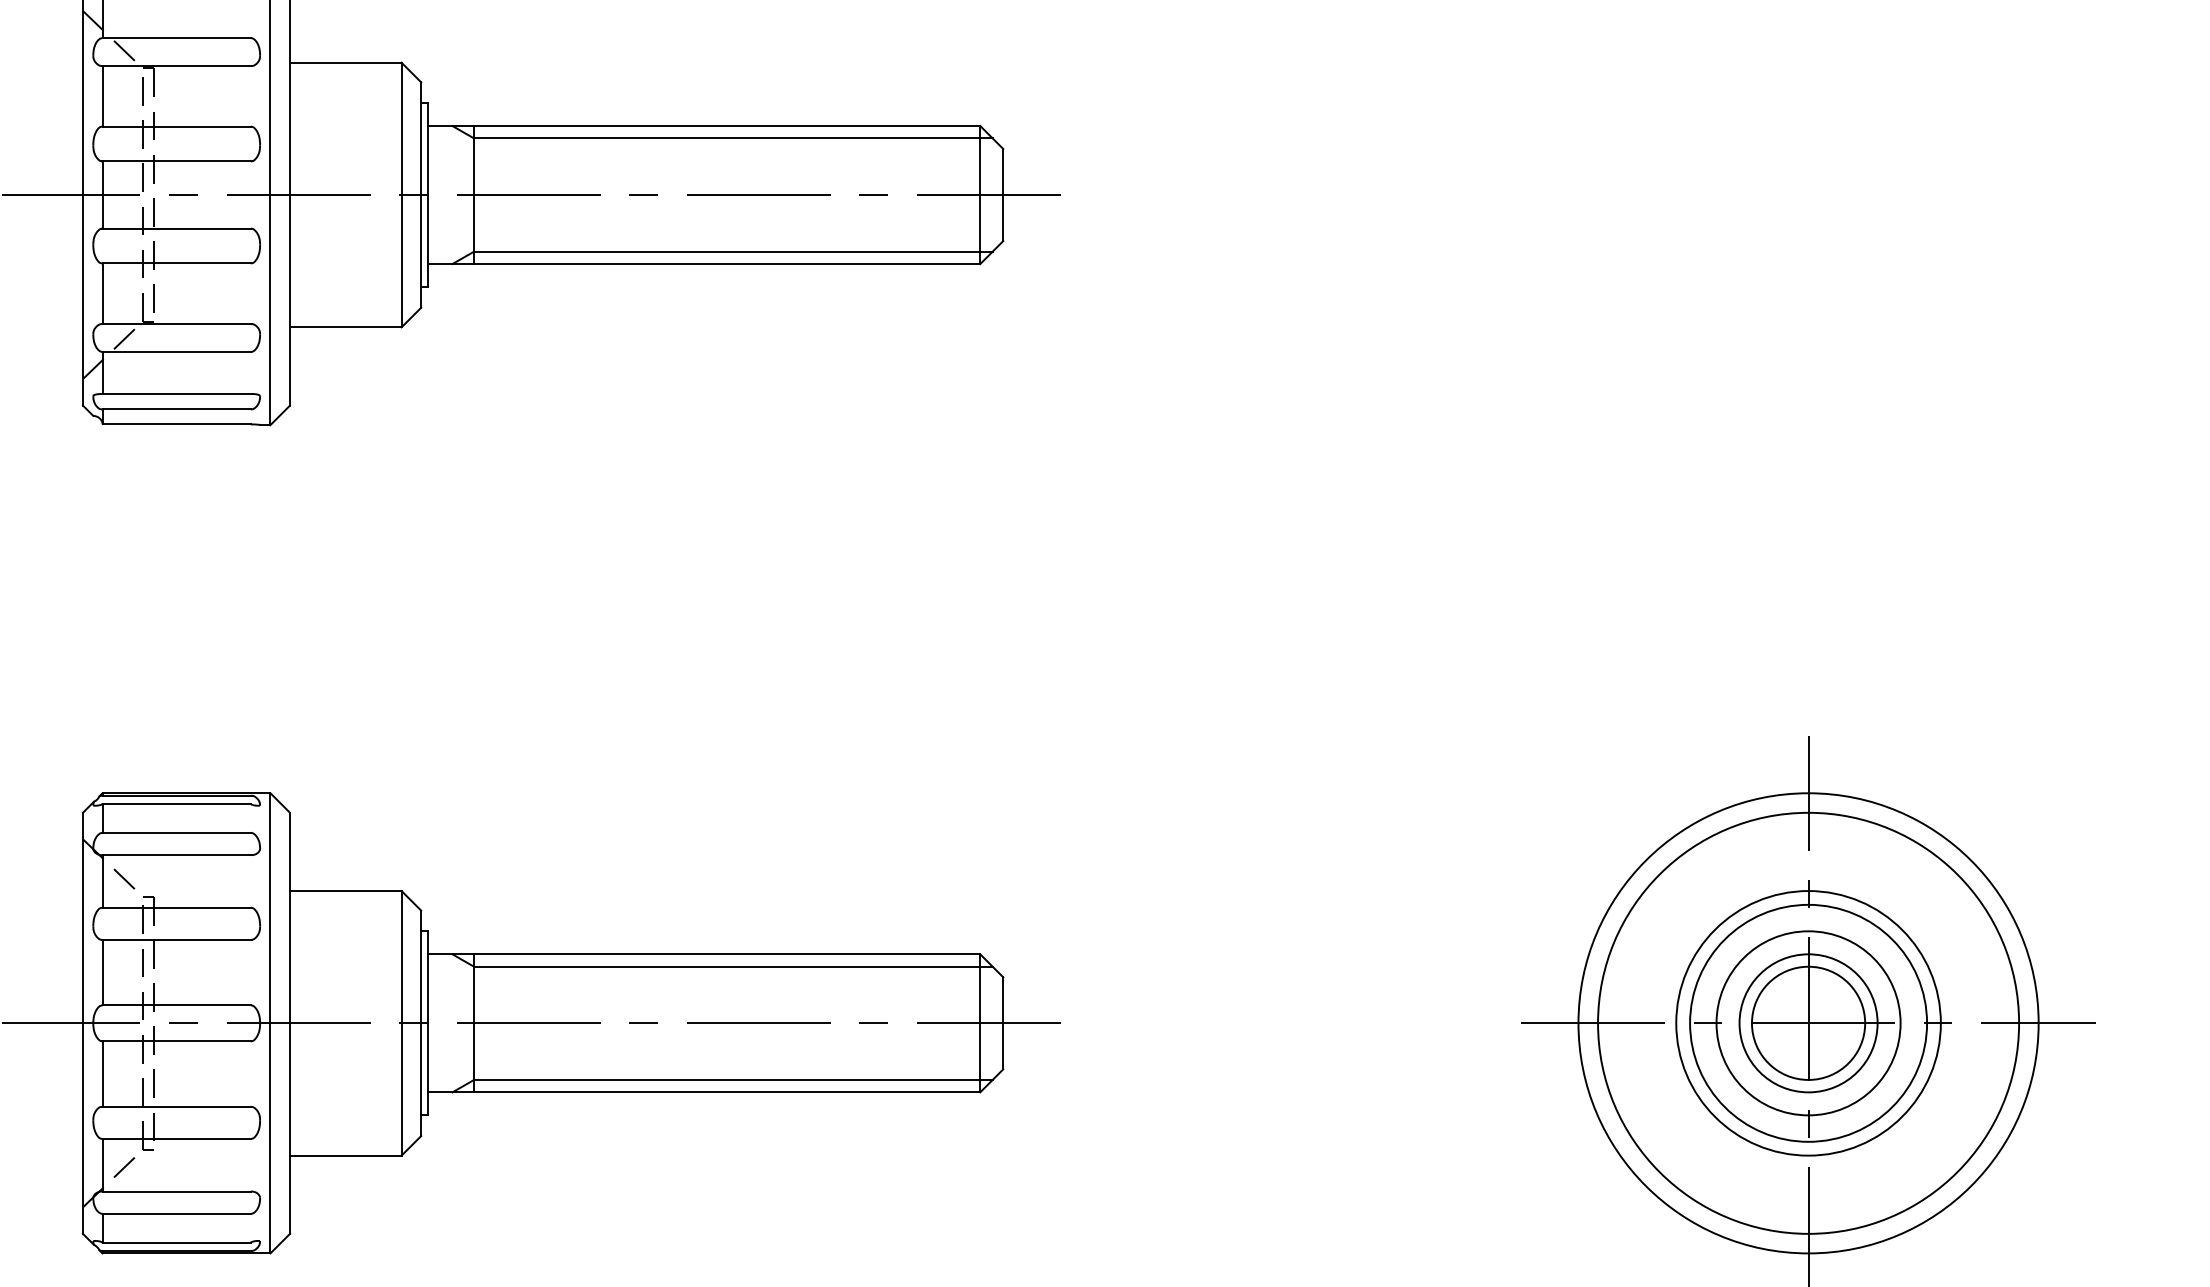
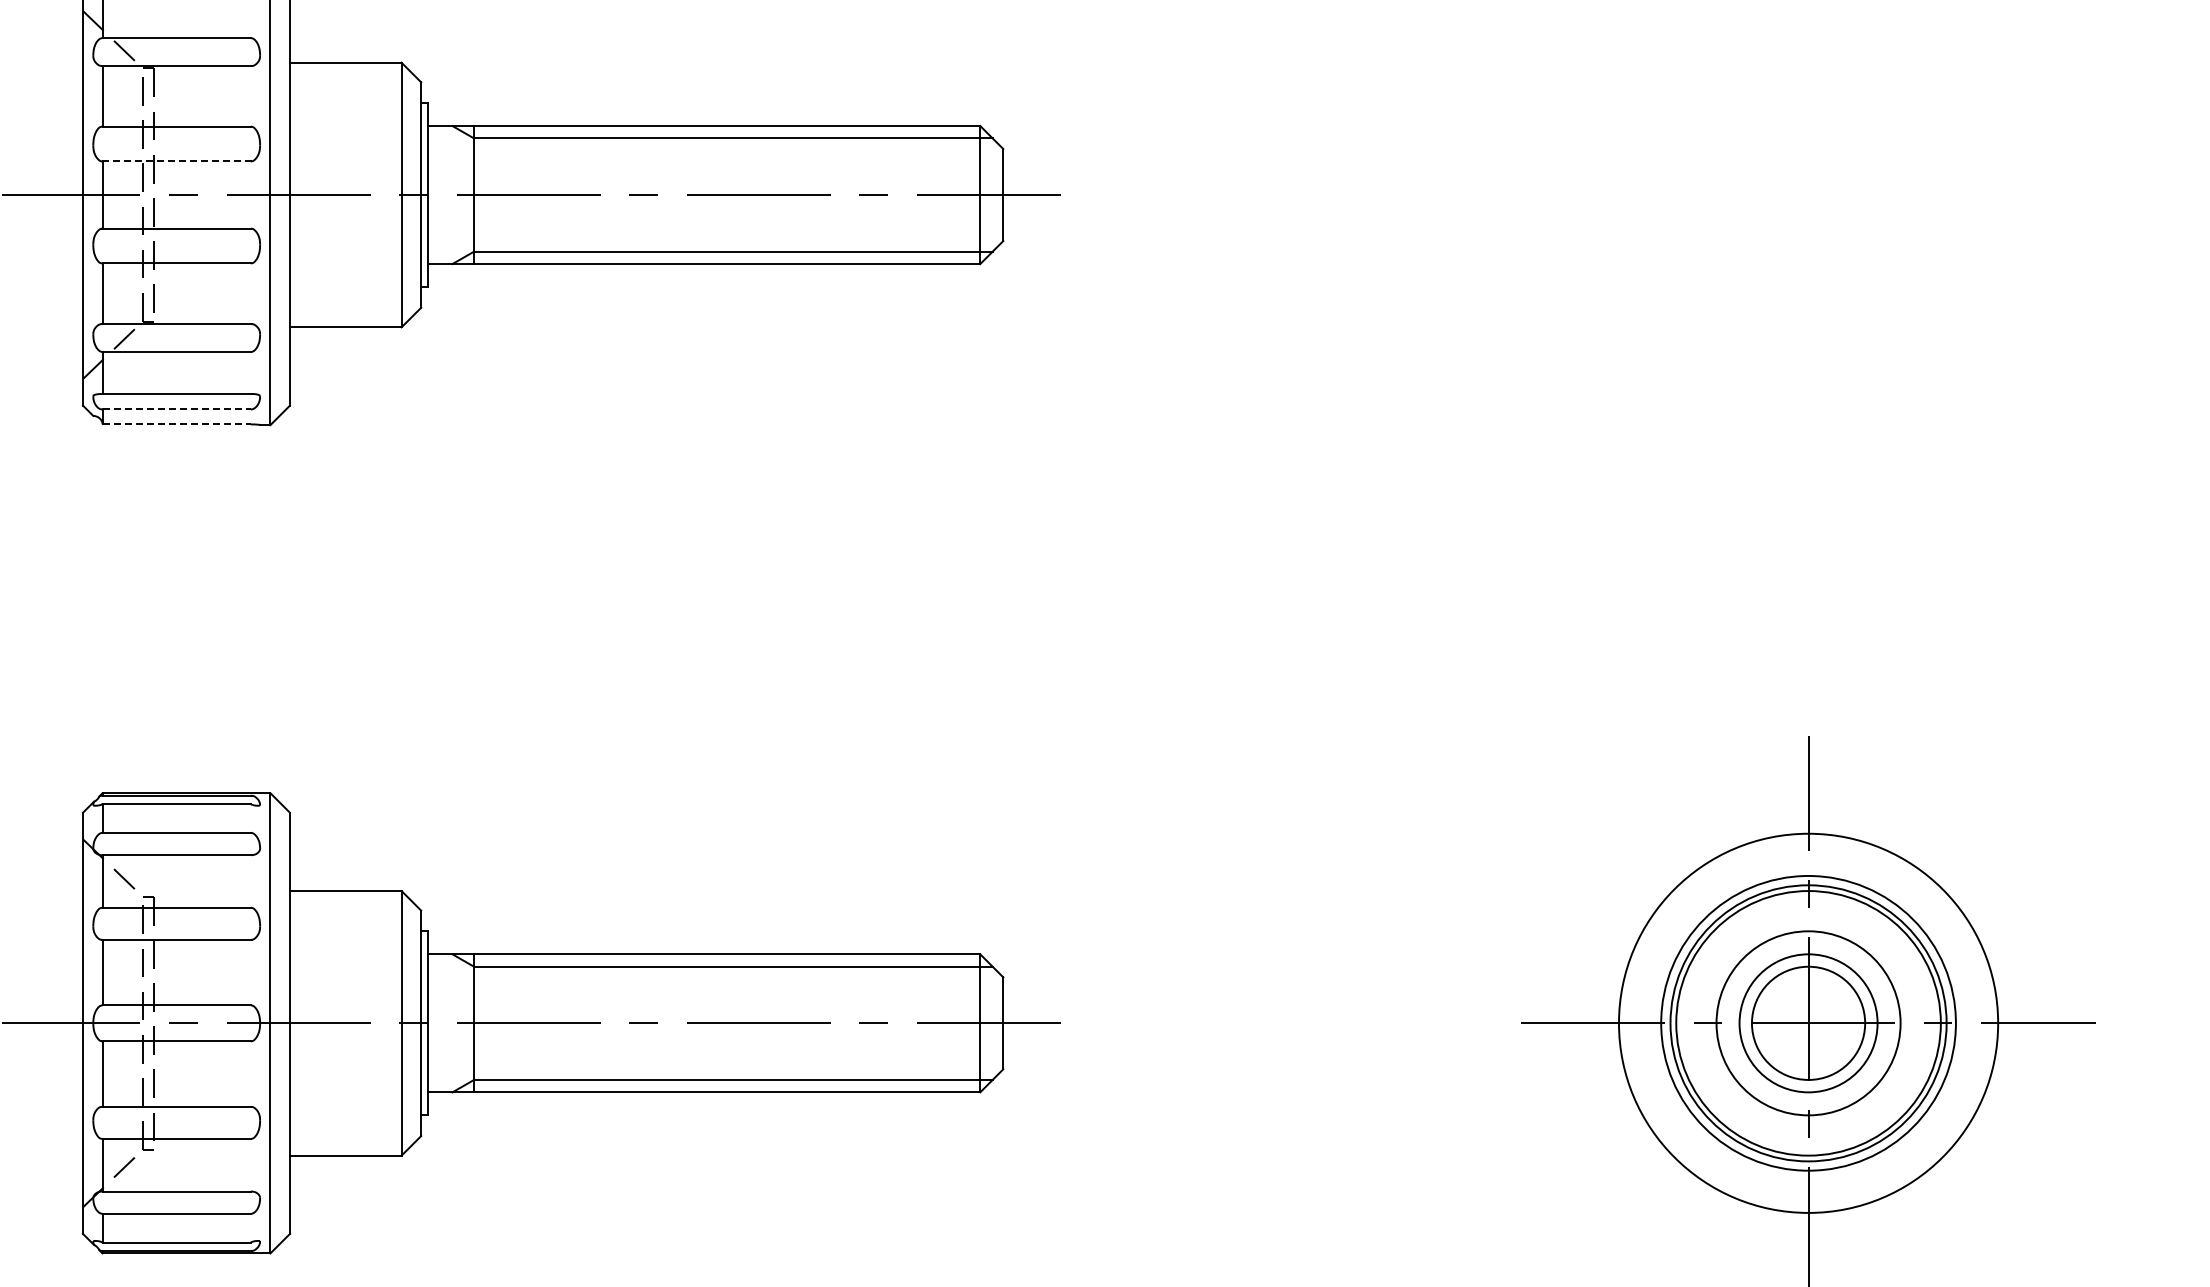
line: solid -> dashed (177, 161)
line: solid -> dashed (177, 409)
line: solid -> dashed (177, 424)
circle diameter: 237 px -> 379 px (1808, 1022)
circle diameter: 421 px -> 295 px (1808, 1022)
circle diameter: 460 px -> 276 px (1808, 1023)
